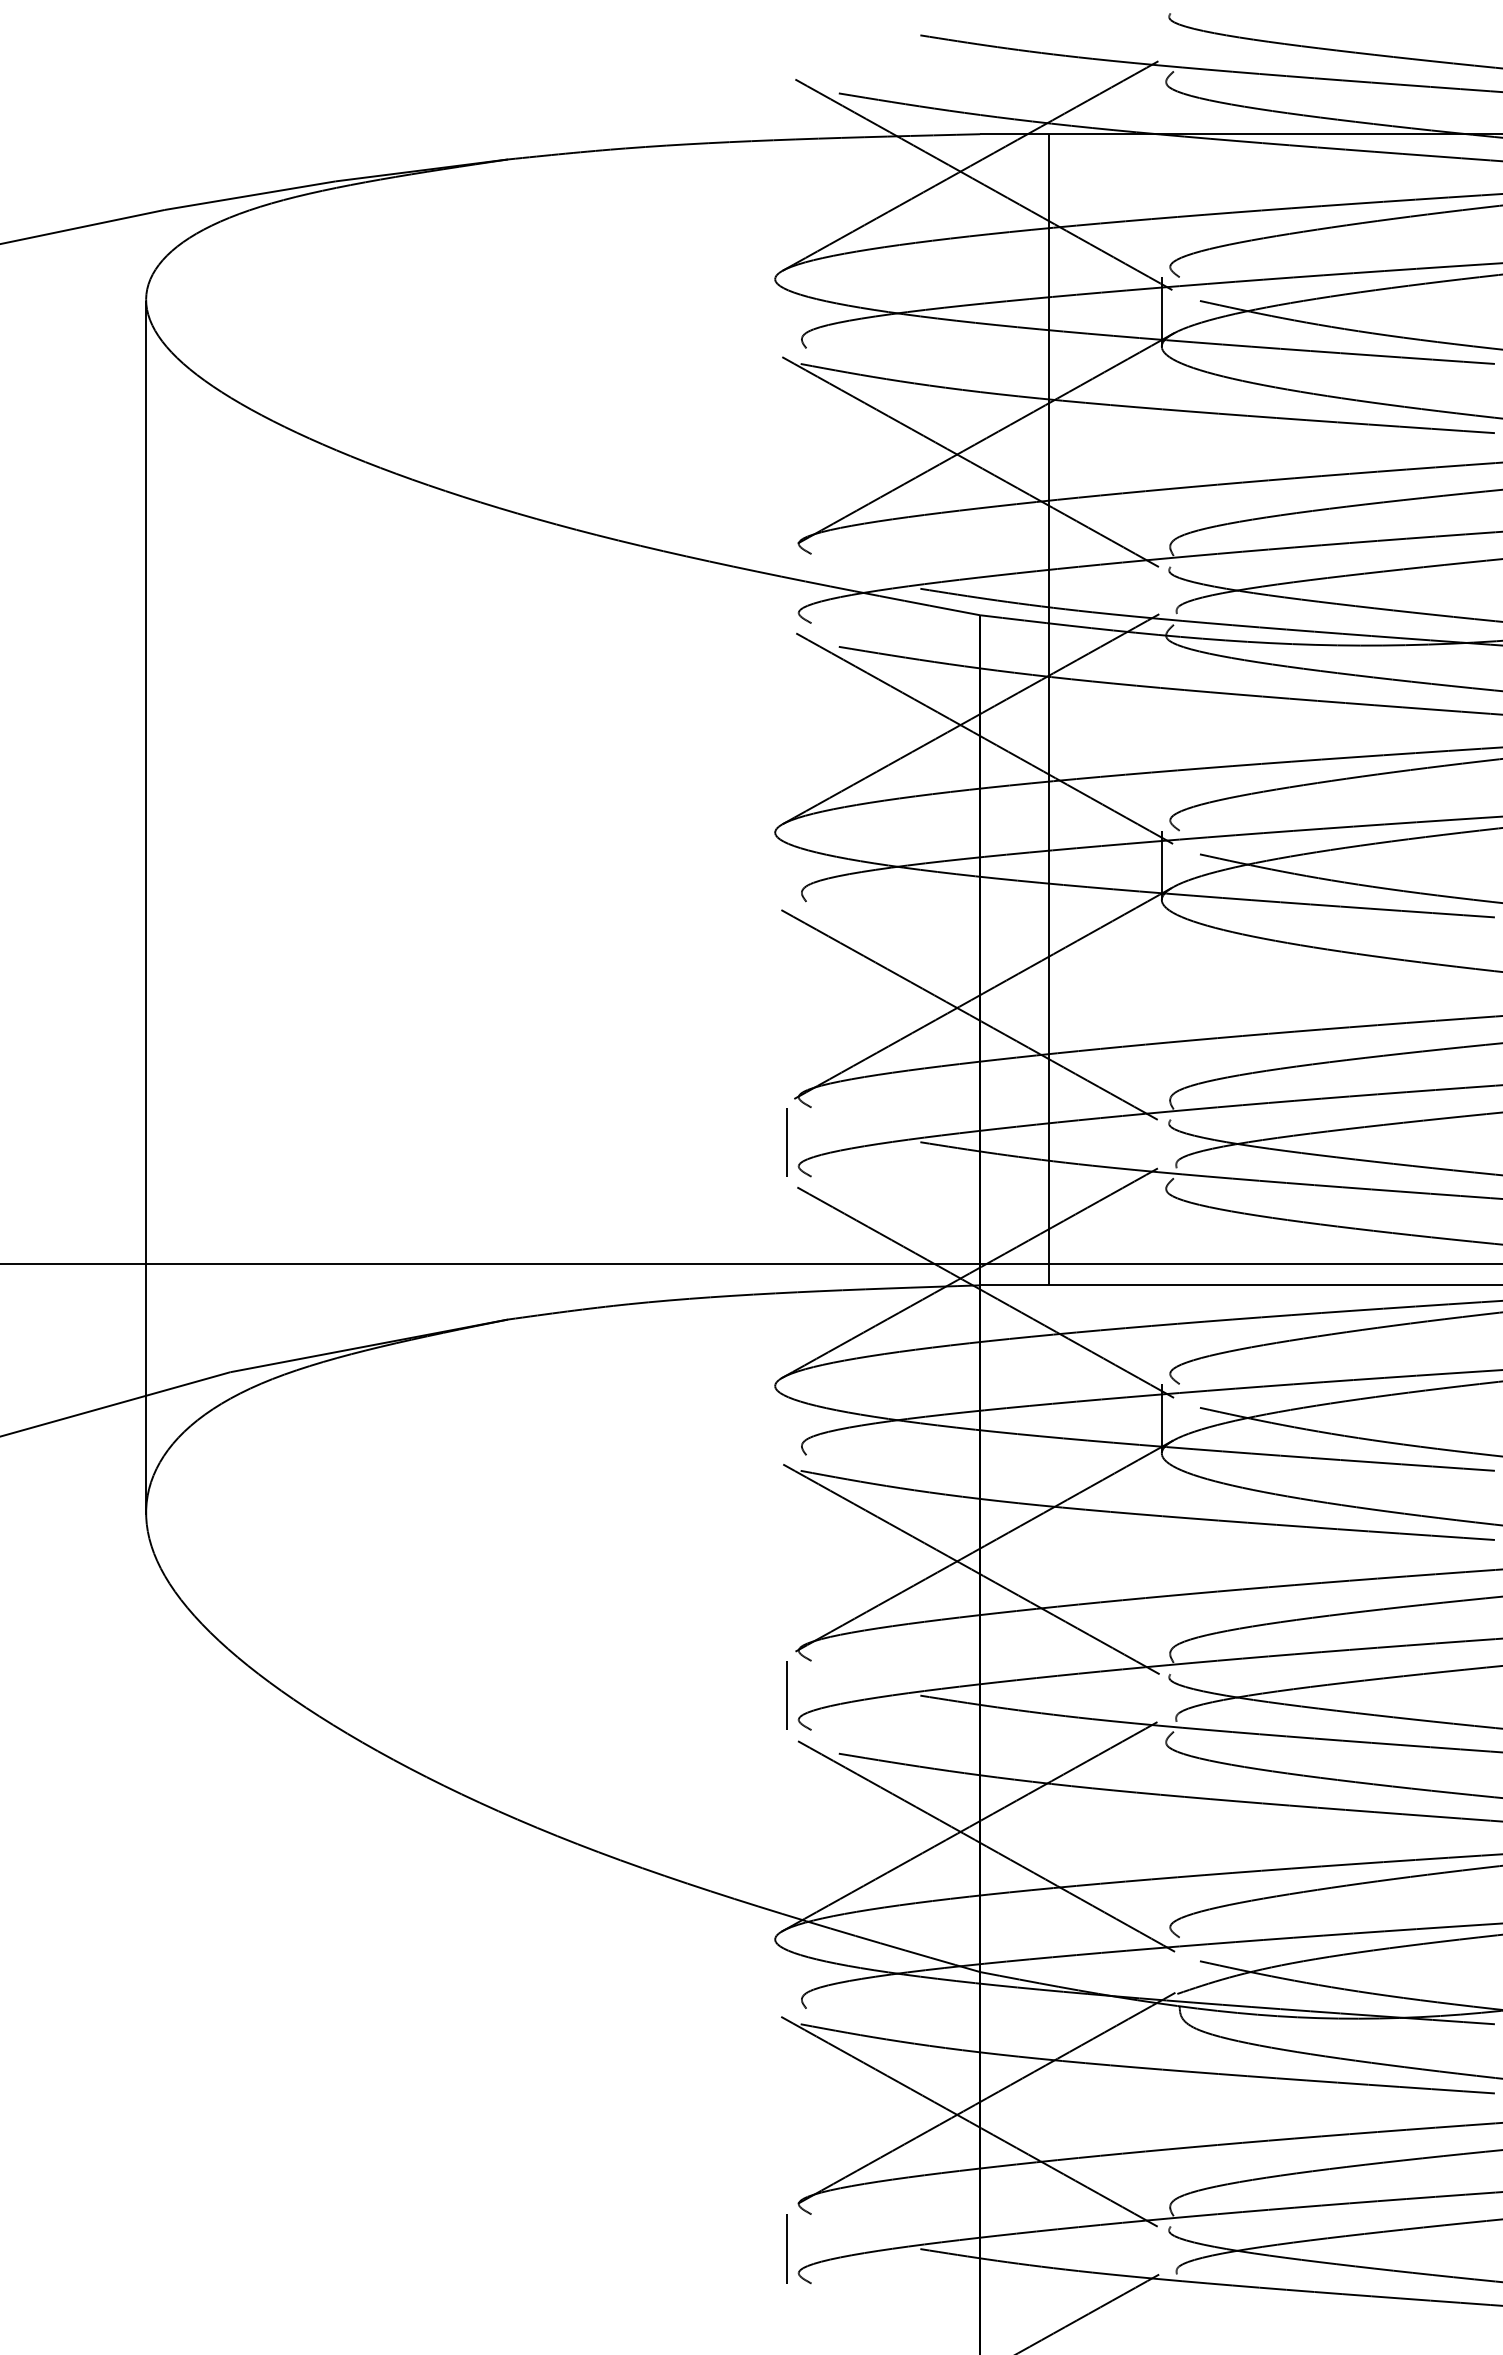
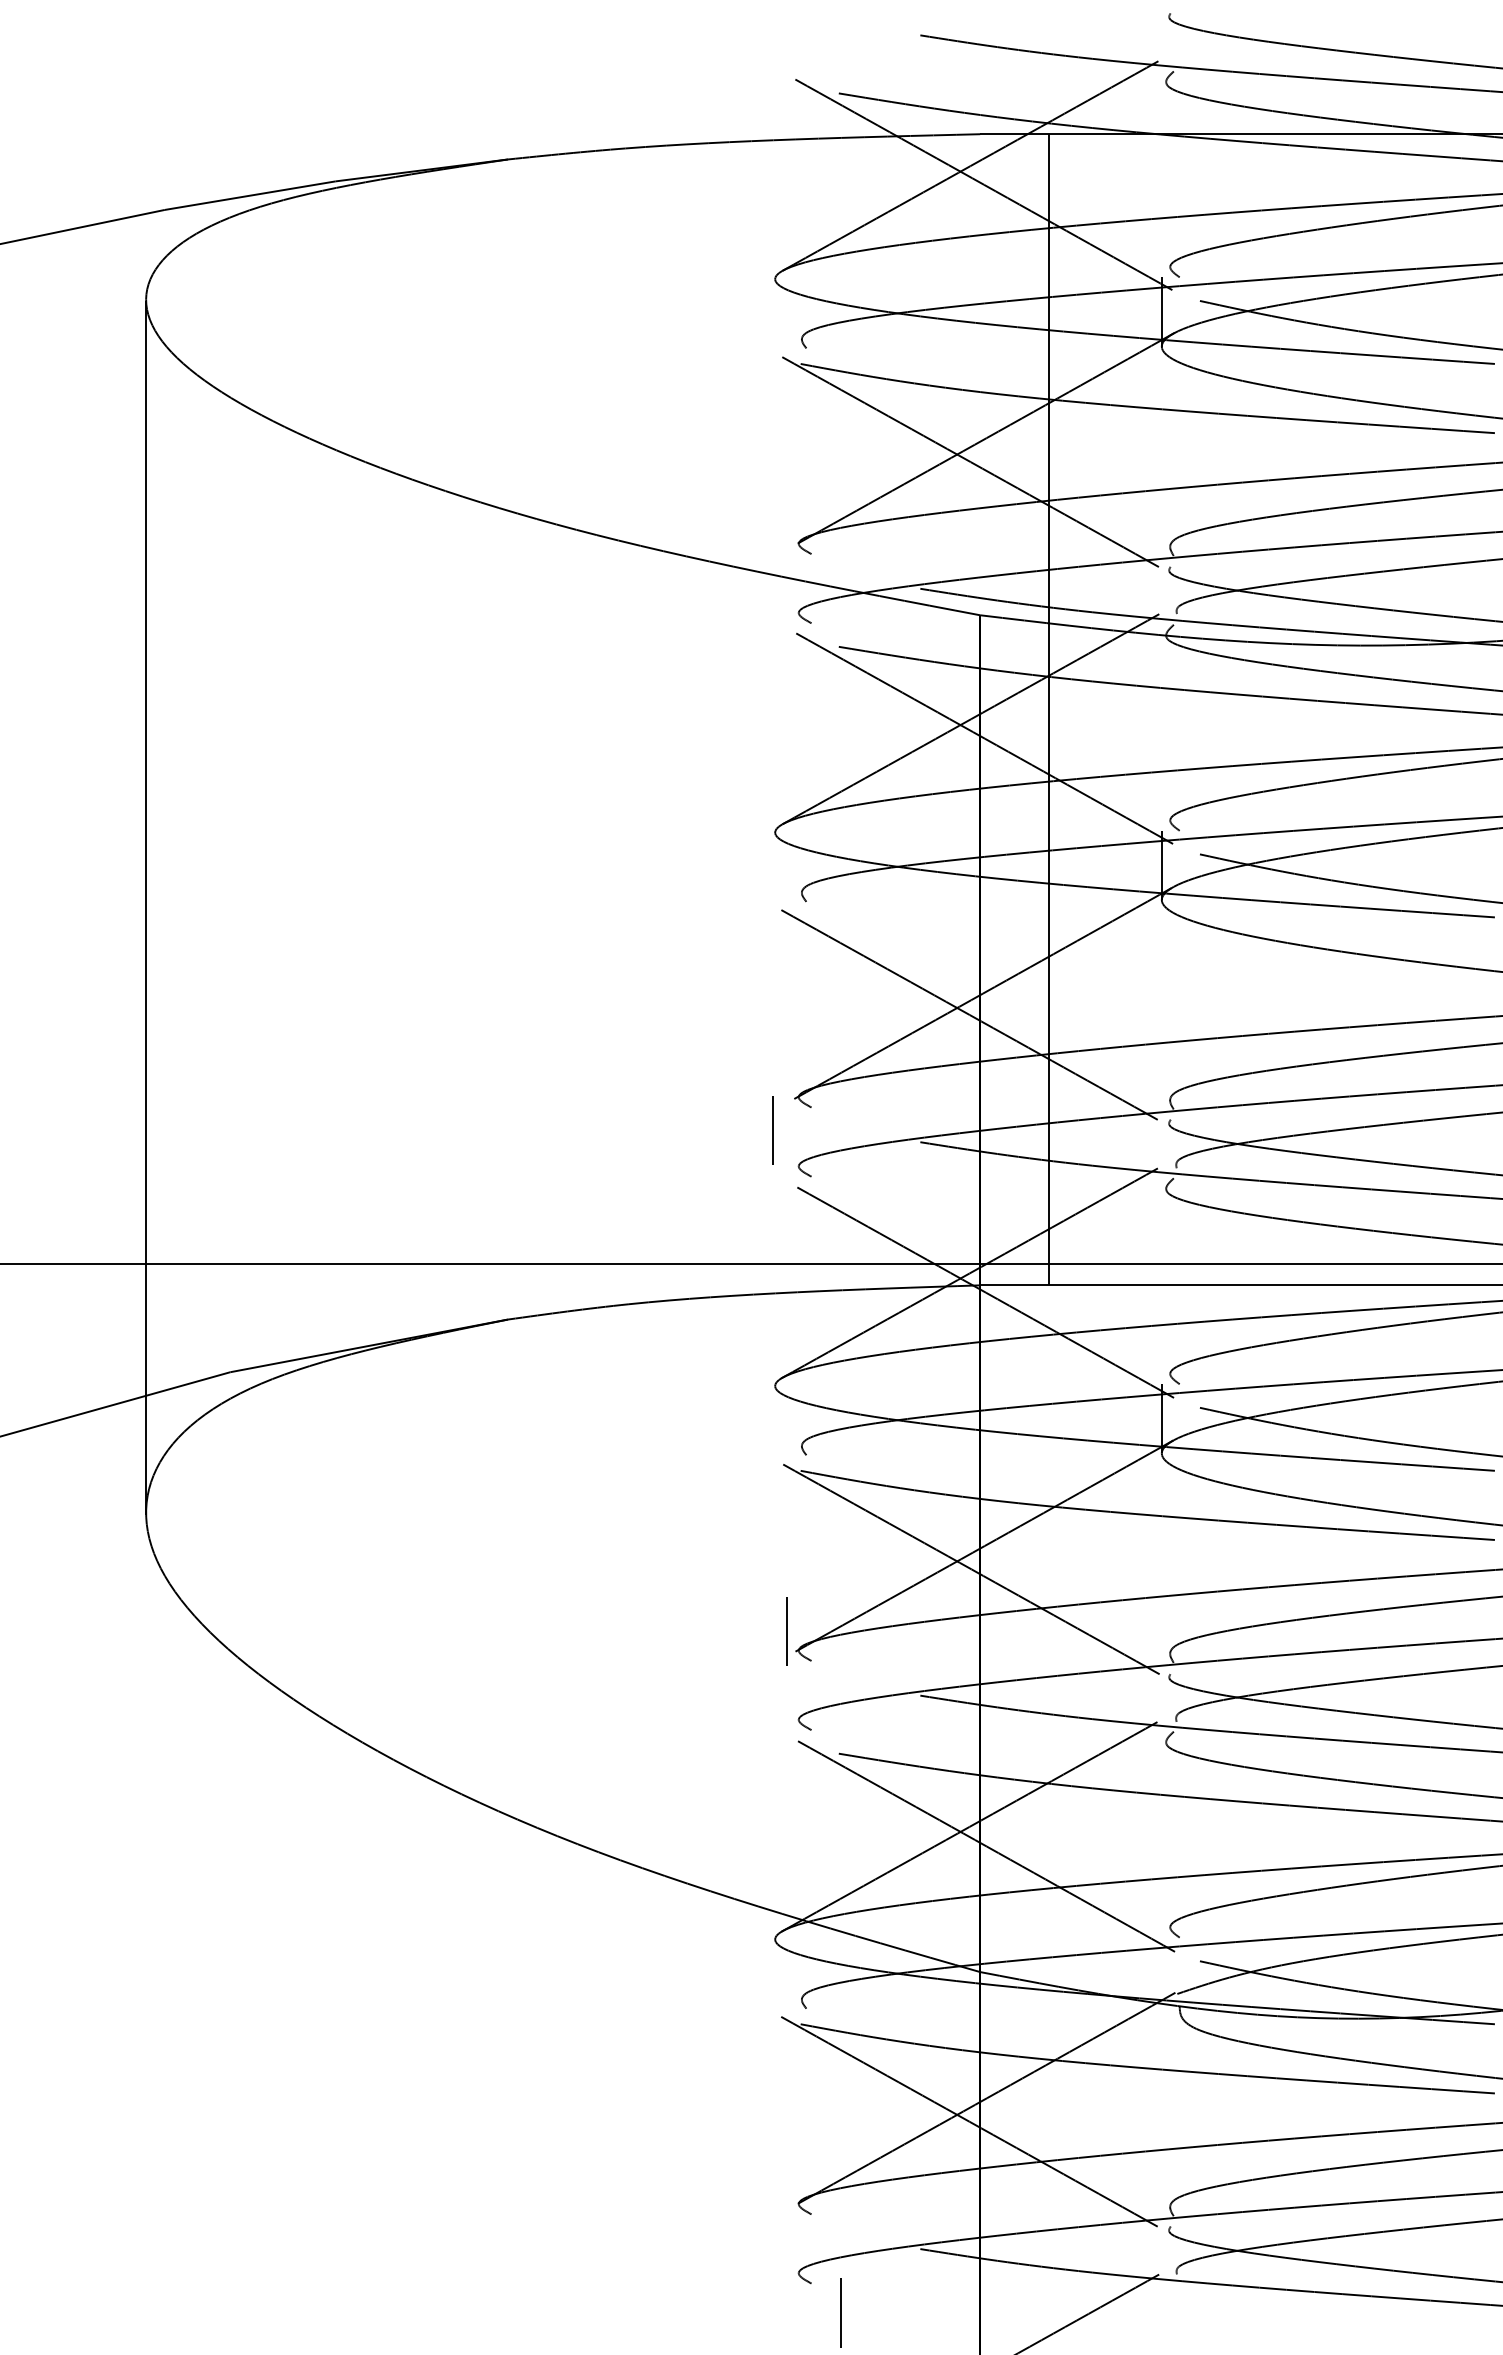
line position: (786, 1142) -> (772, 1130) (772, 1130)
line position: (786, 1695) -> (786, 1631) (786, 1631)
line position: (786, 2248) -> (840, 2312) (840, 2312)
